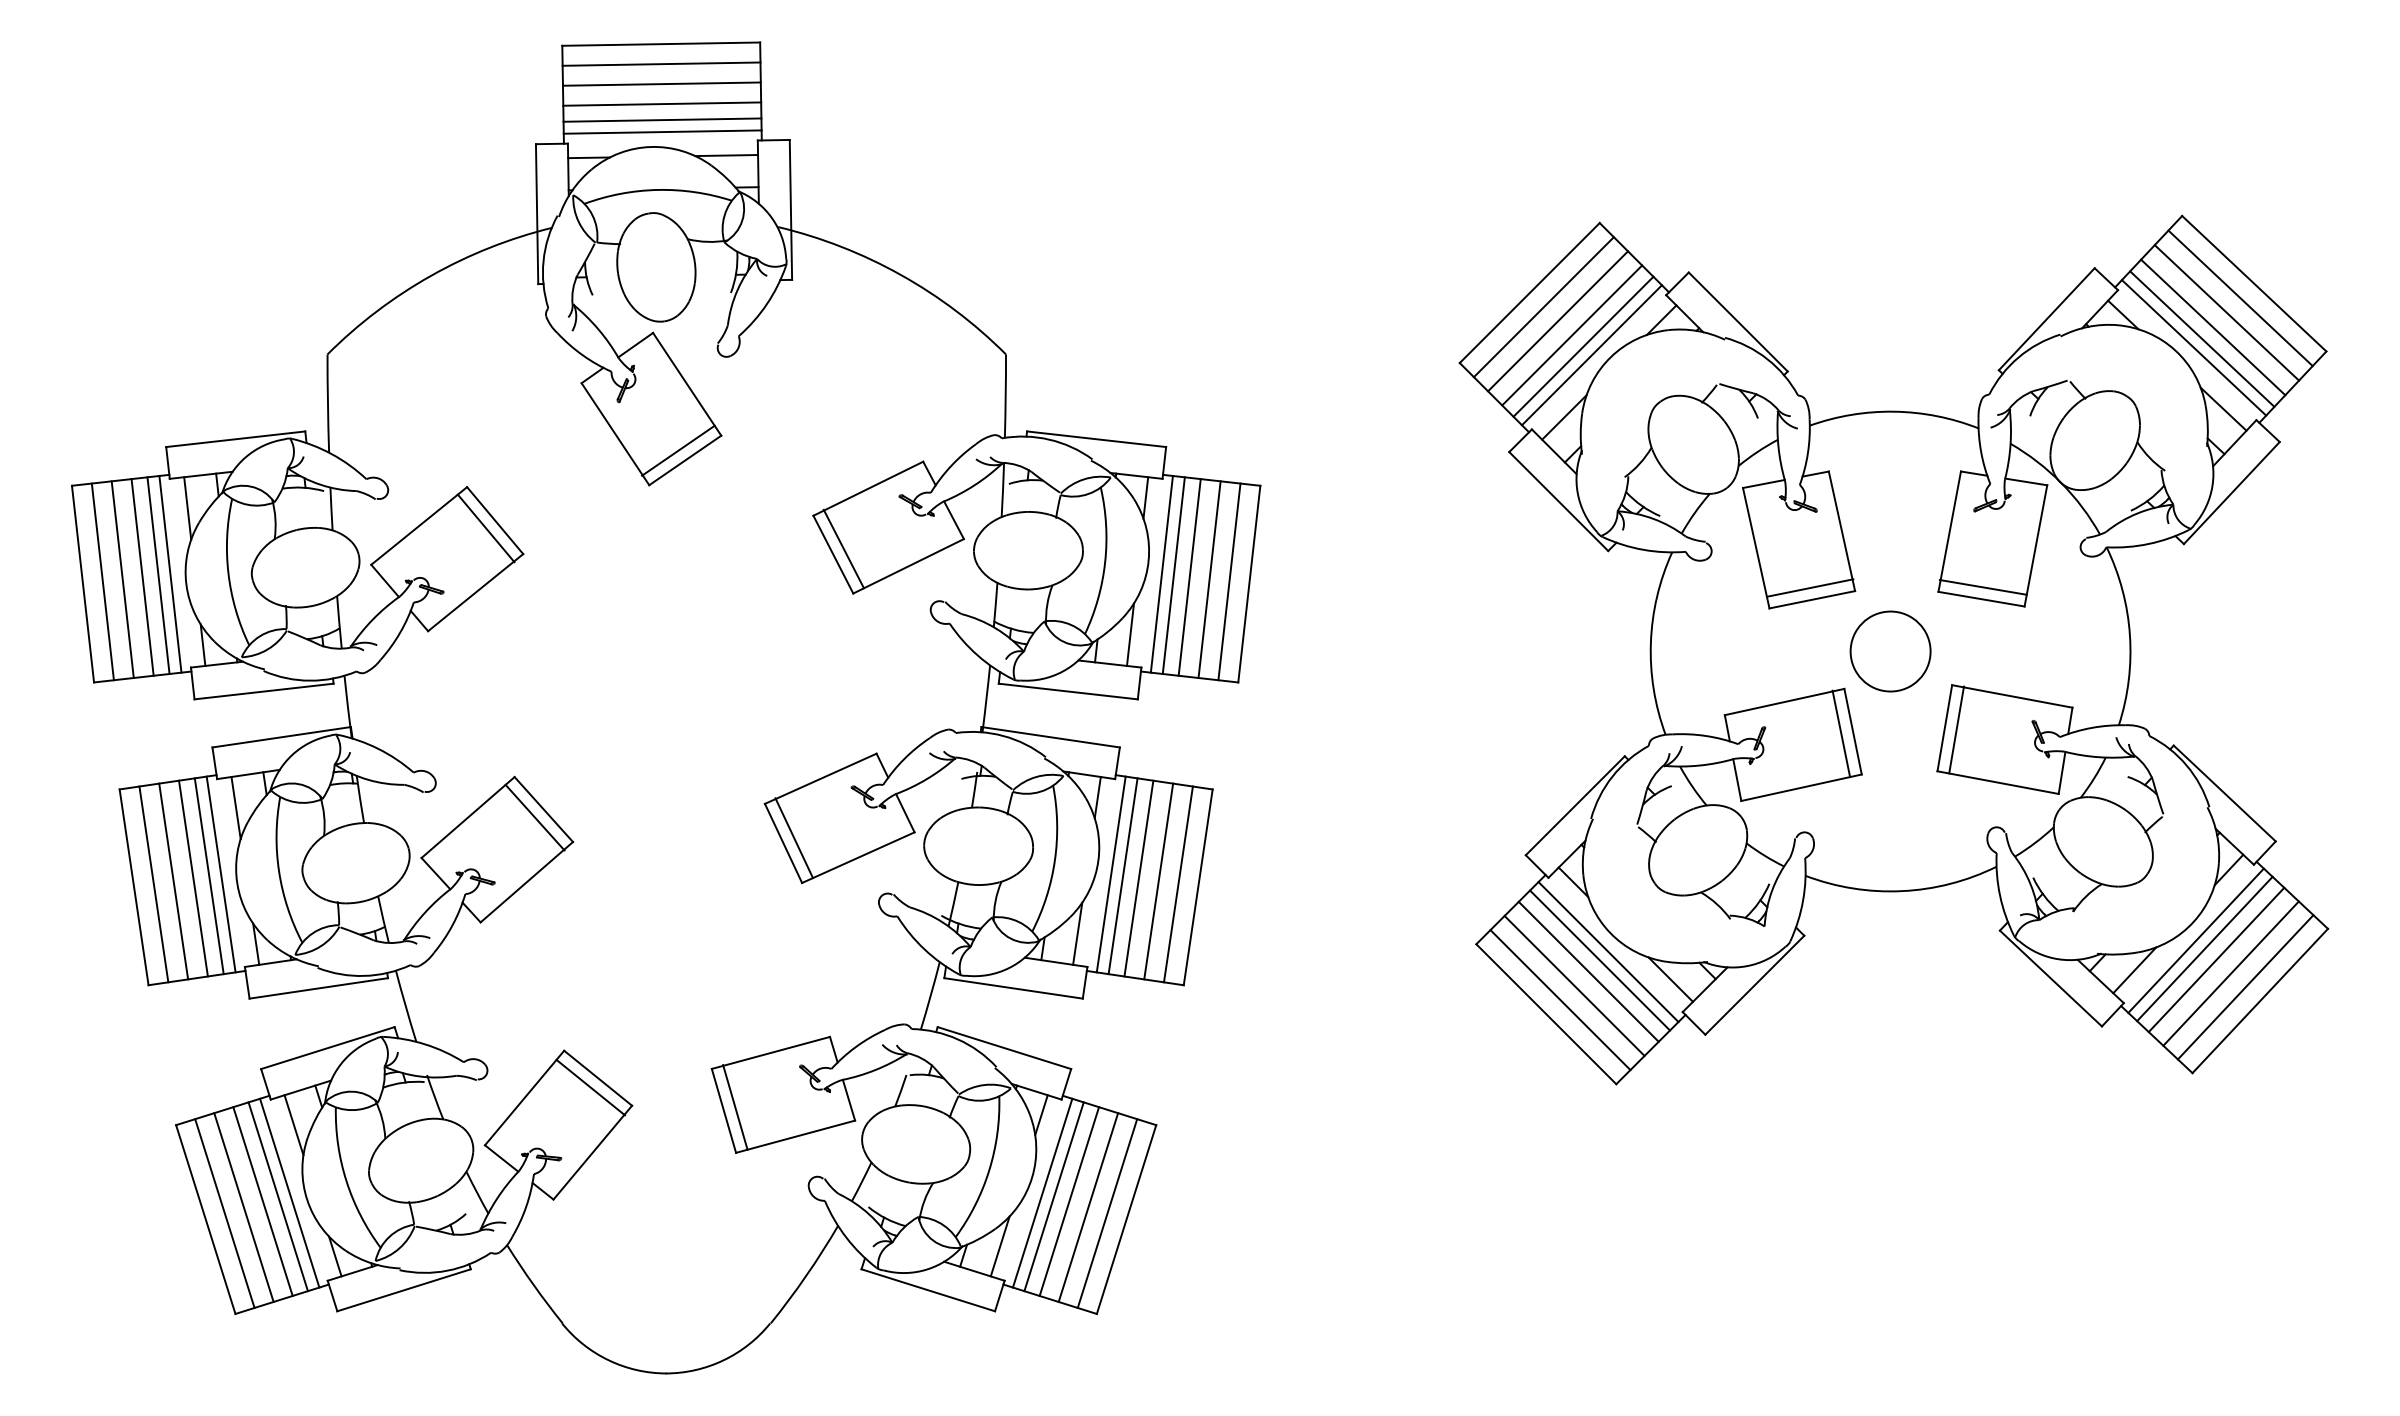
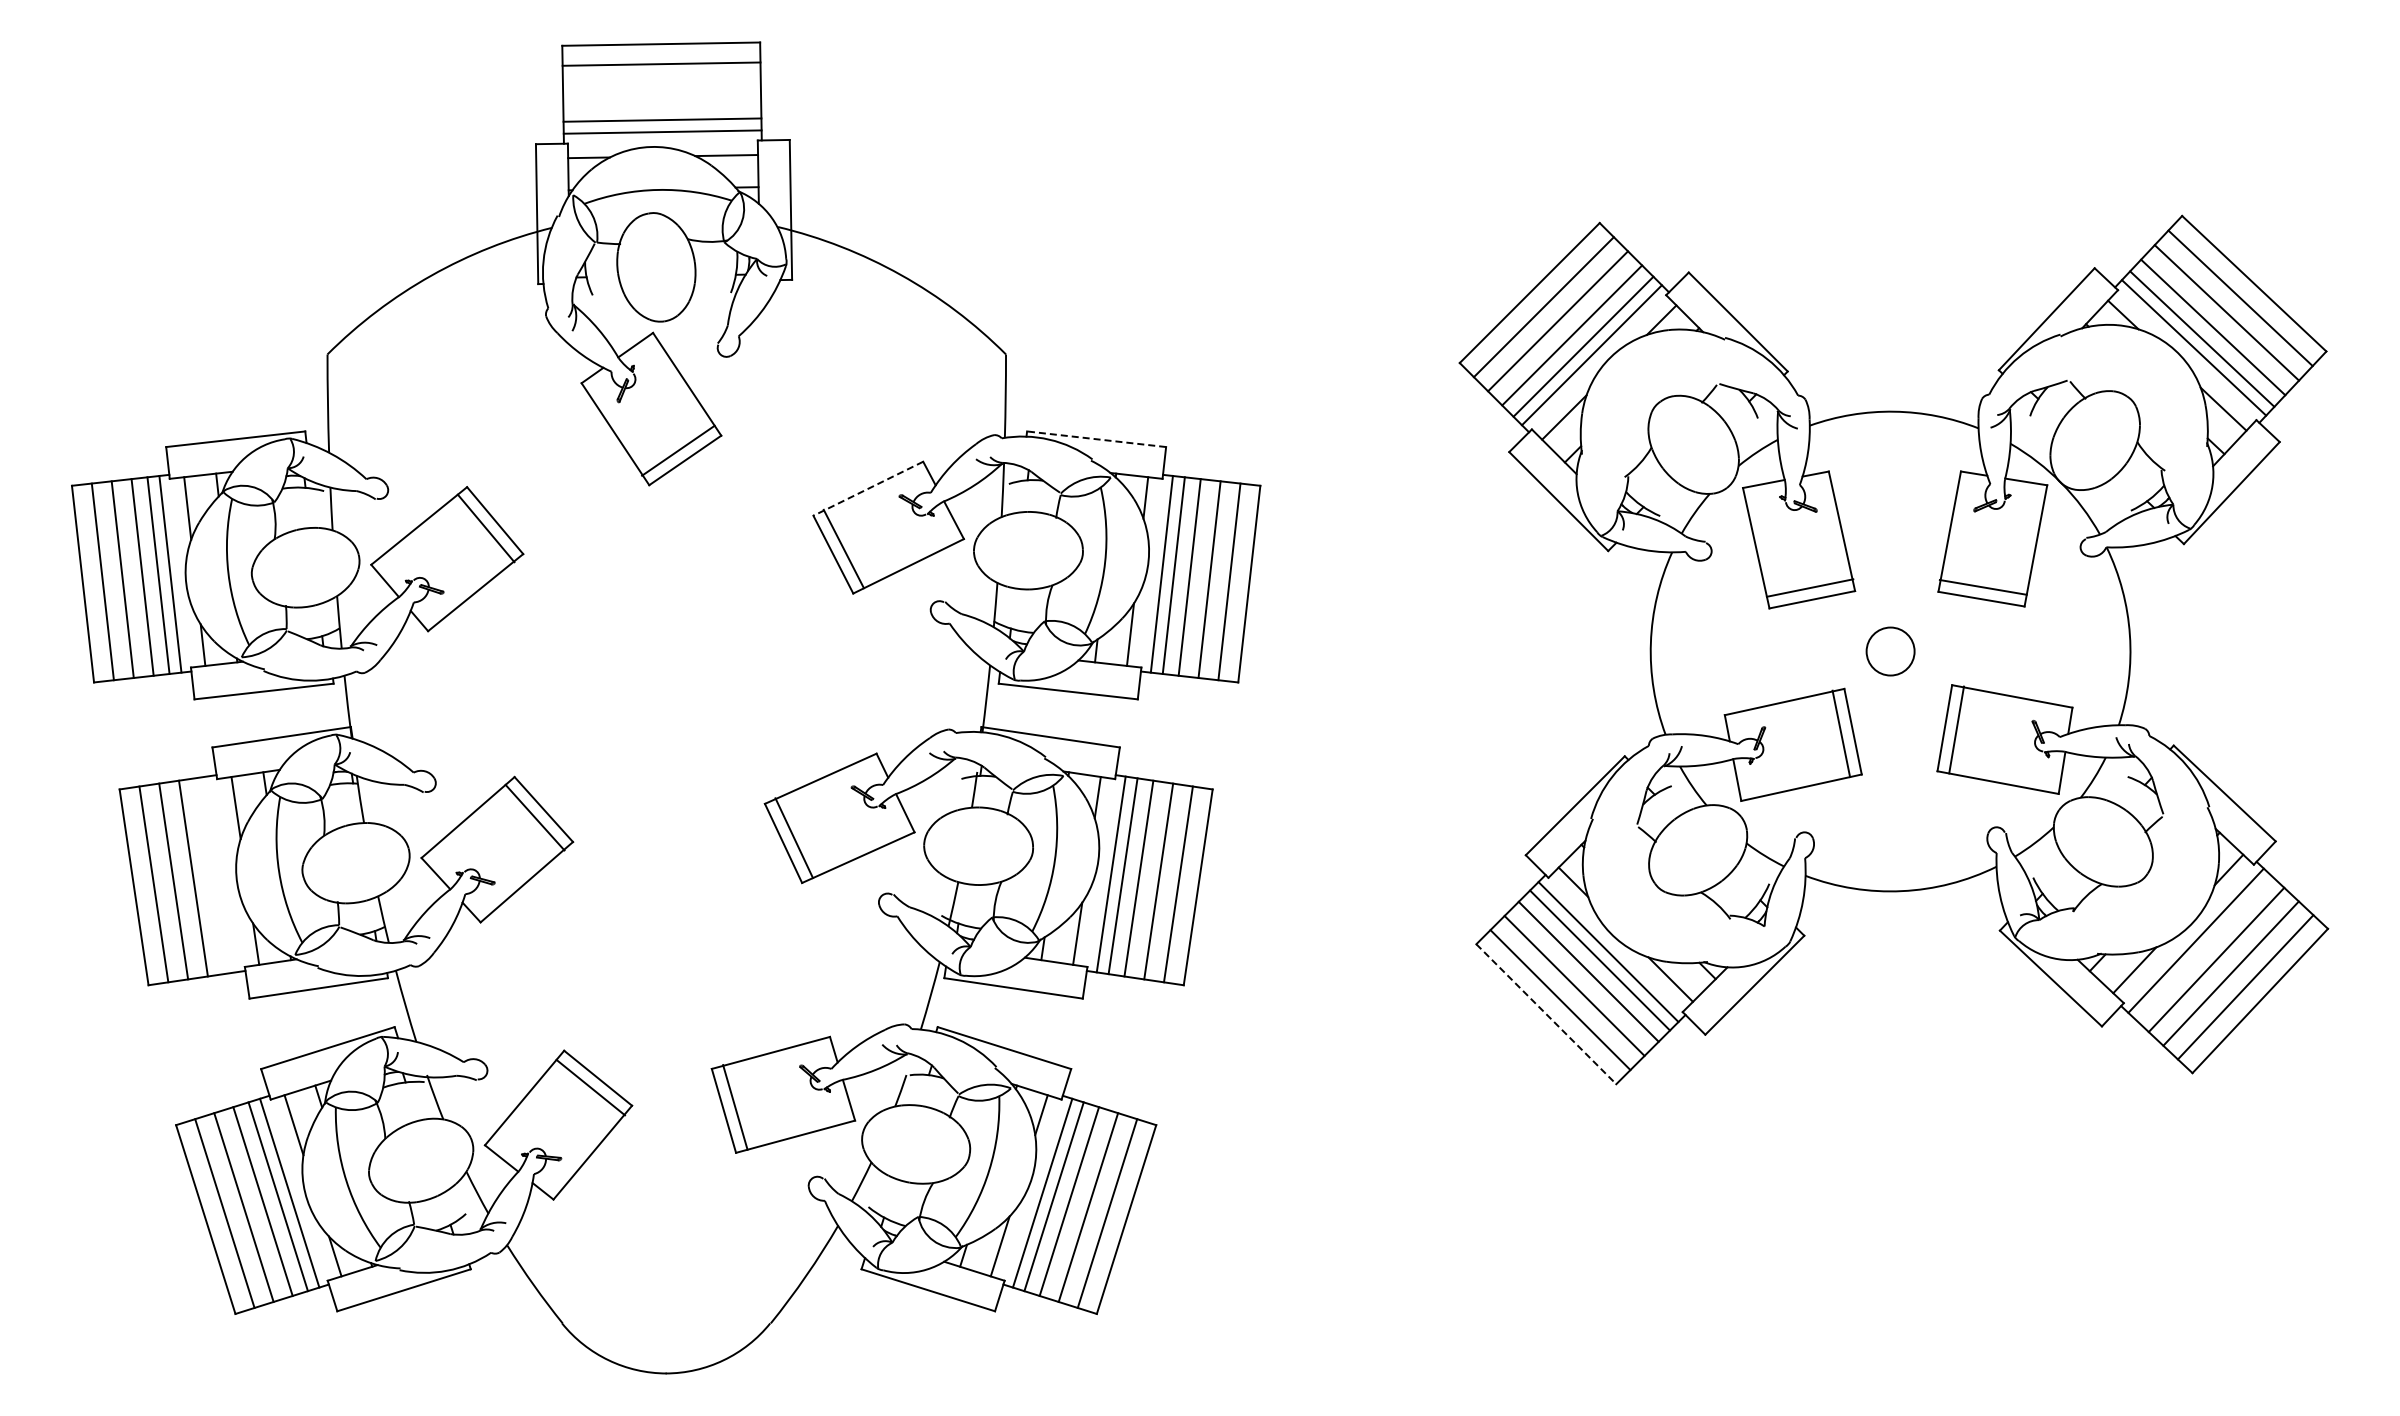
line: present -> none (661, 83)
line: present -> none (662, 103)
line: solid -> dashed (1096, 439)
line: solid -> dashed (867, 488)
circle diameter: 80 px -> 48 px (1890, 651)
line: present -> none (220, 874)
line: present -> none (208, 876)
line: present -> none (2204, 948)
line: solid -> dashed (1546, 1014)
